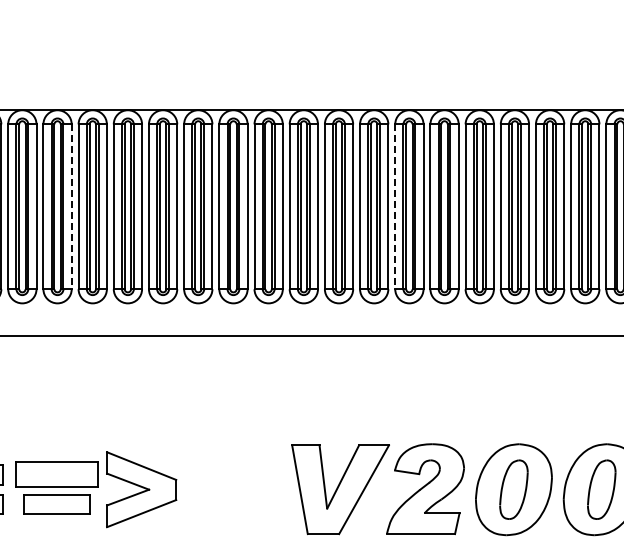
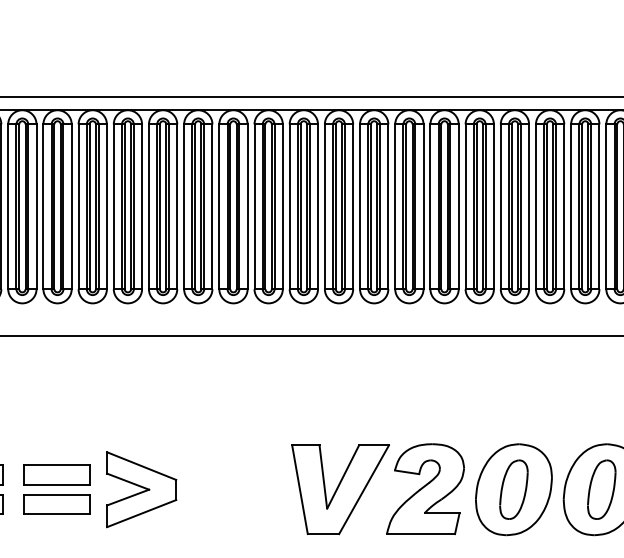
line: none -> present (311, 96)
line: dashed -> solid (71, 207)
line: dashed -> solid (395, 207)
part size: 84x27 px -> 68x22 px (56, 474)
